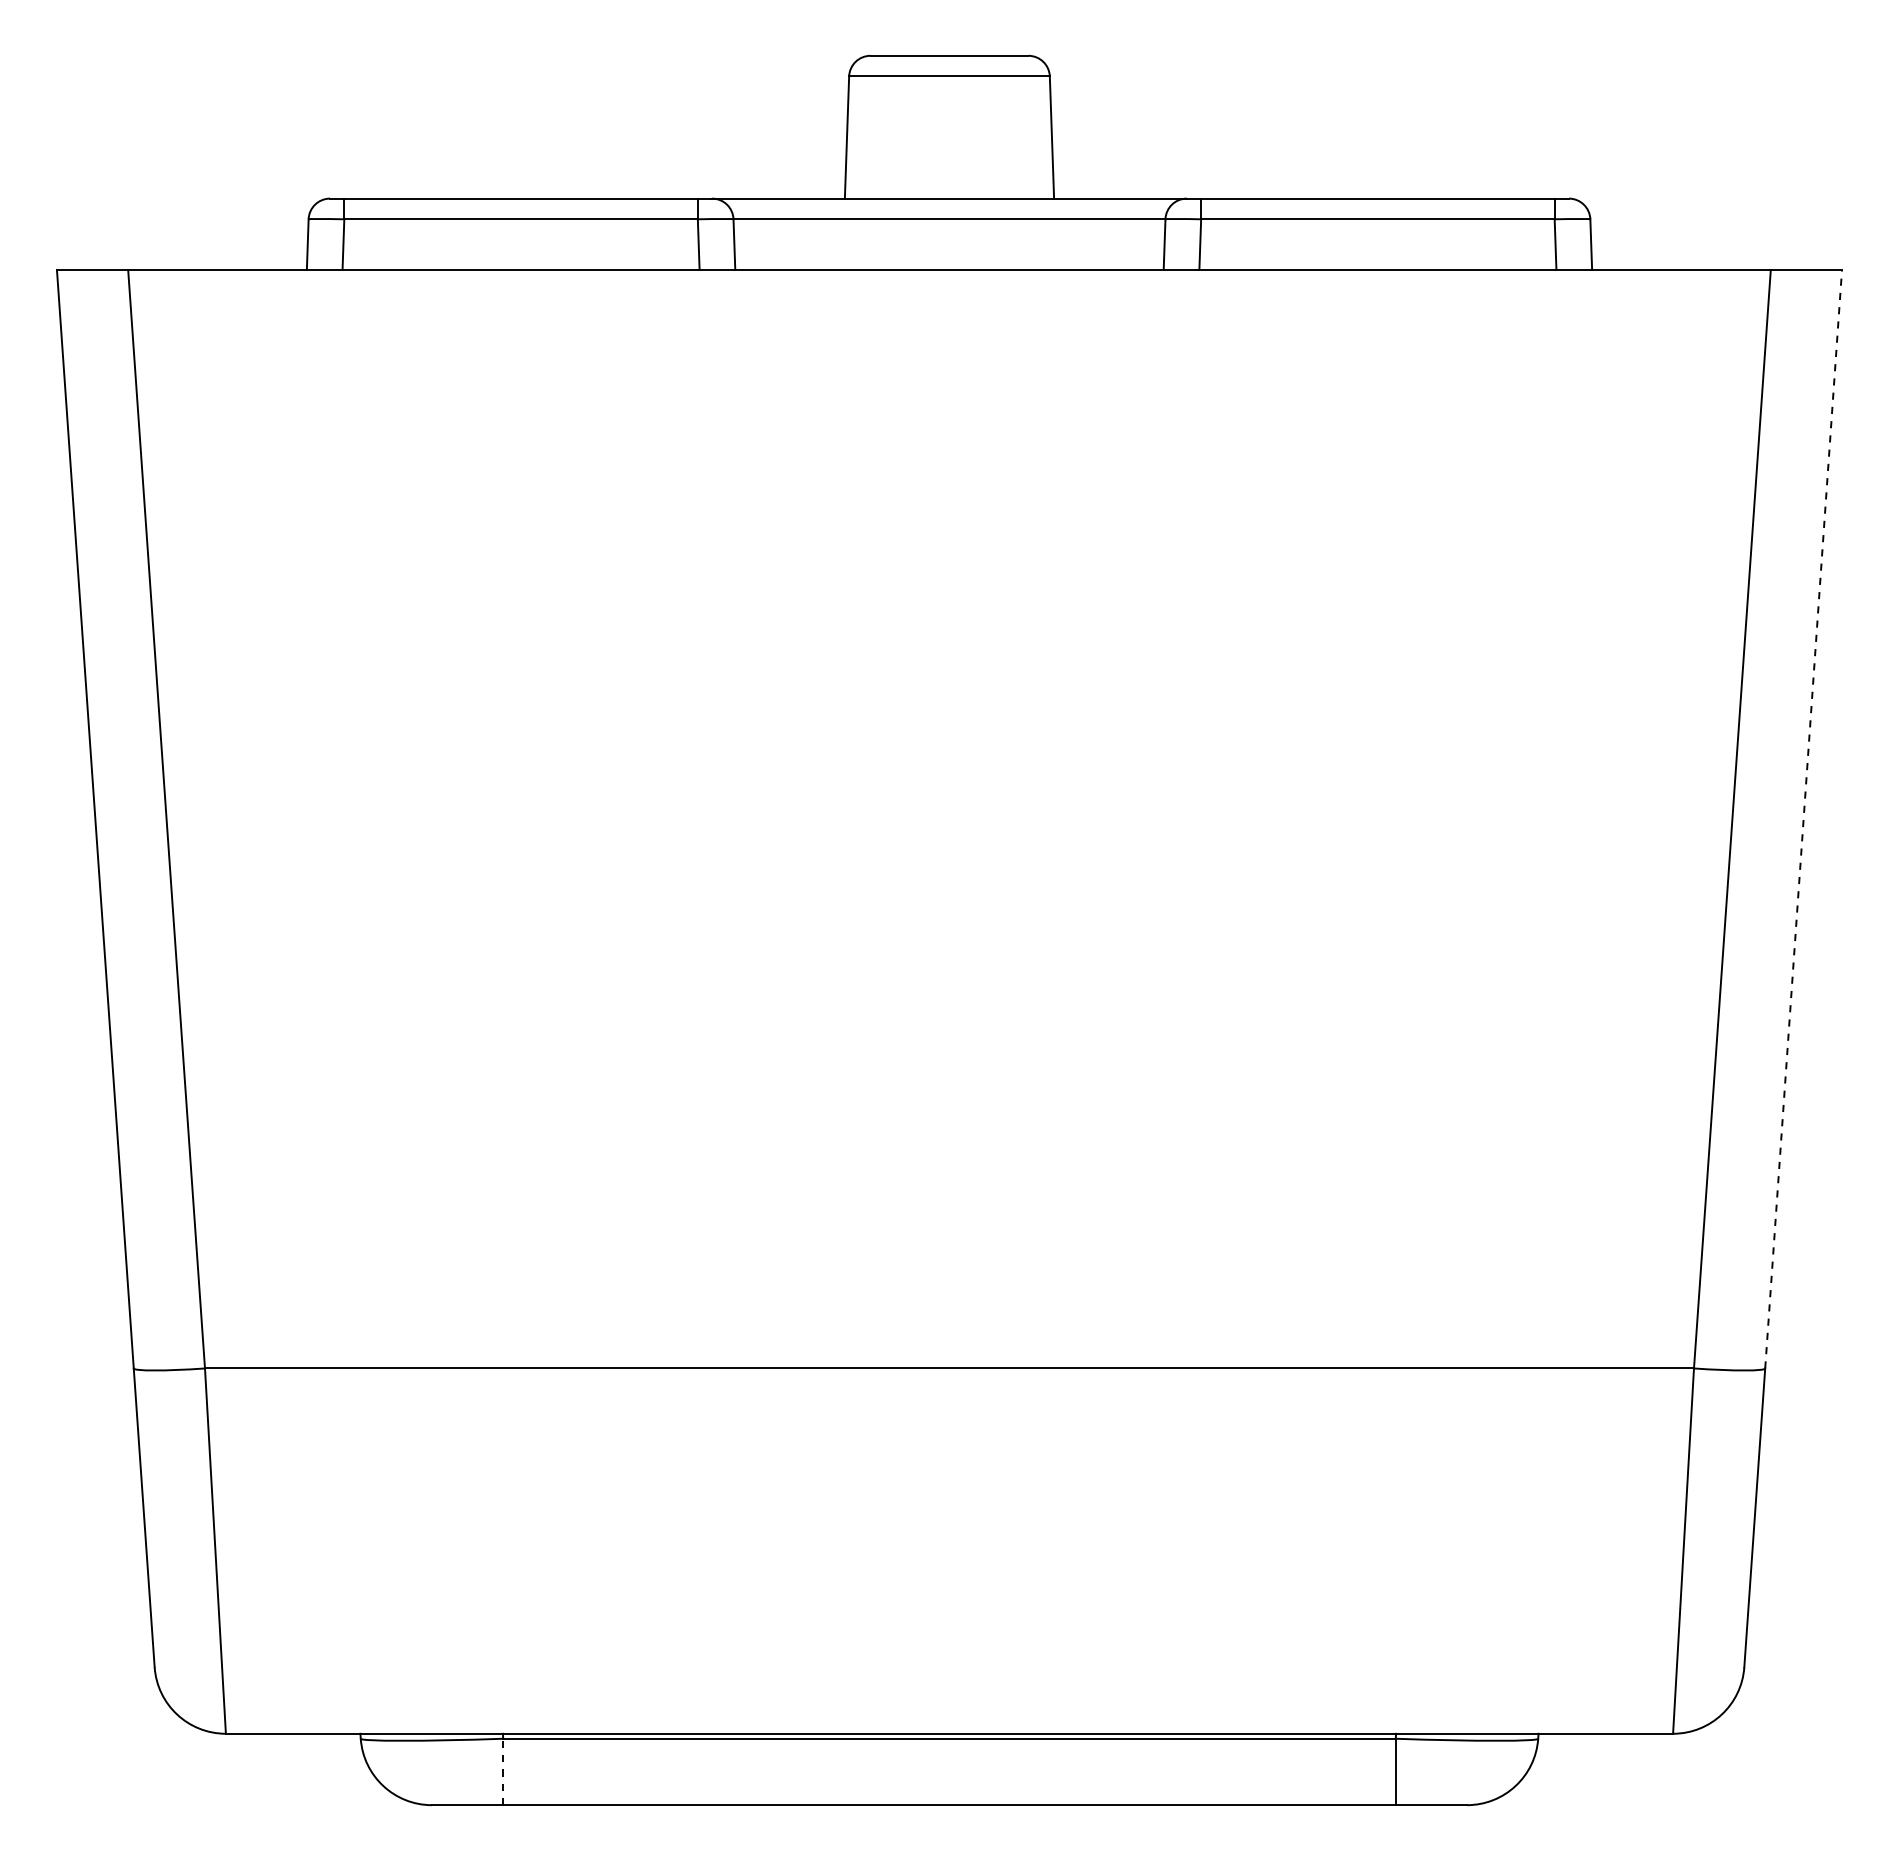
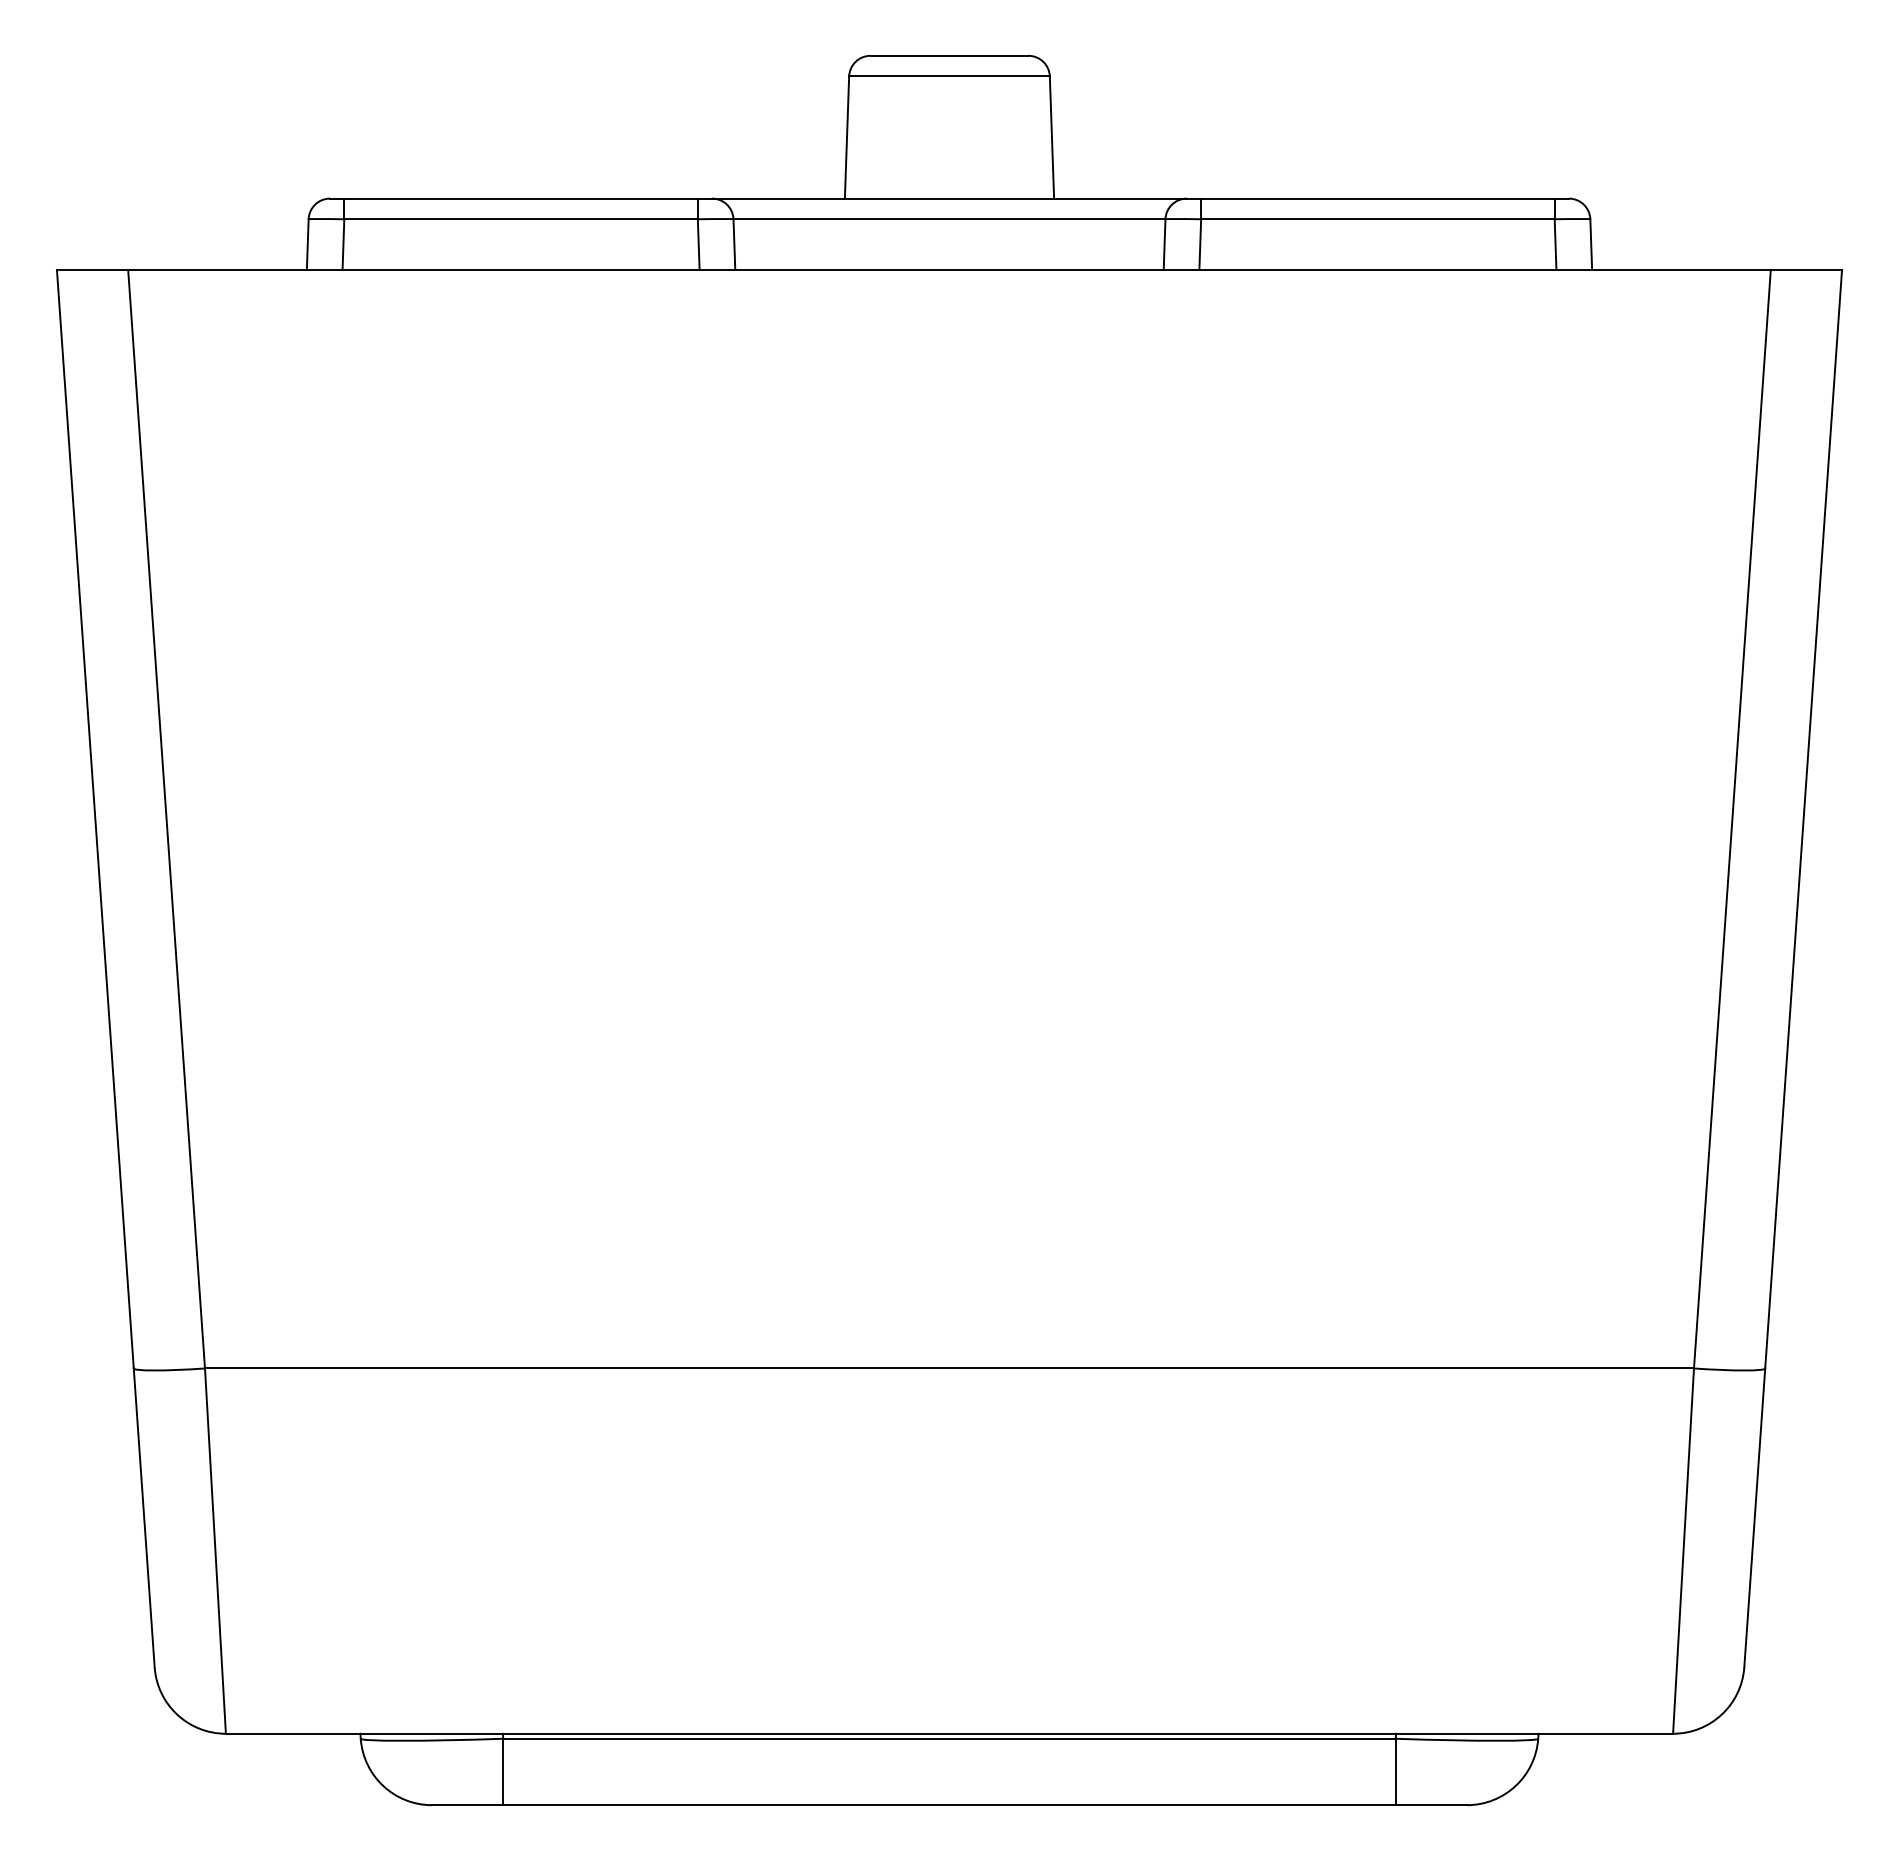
line: dashed -> solid (1803, 819)
line: dashed -> solid (503, 1771)
